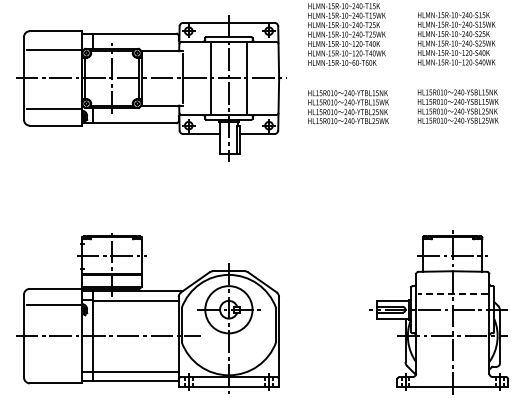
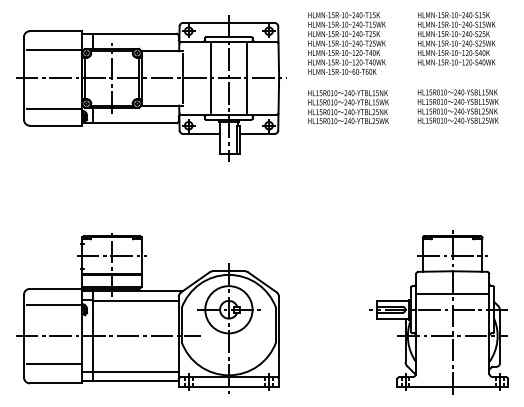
text position: (346, 34) -> (346, 43) (346, 43)
line: dashed -> solid (452, 294)
line: none -> present (53, 364)
